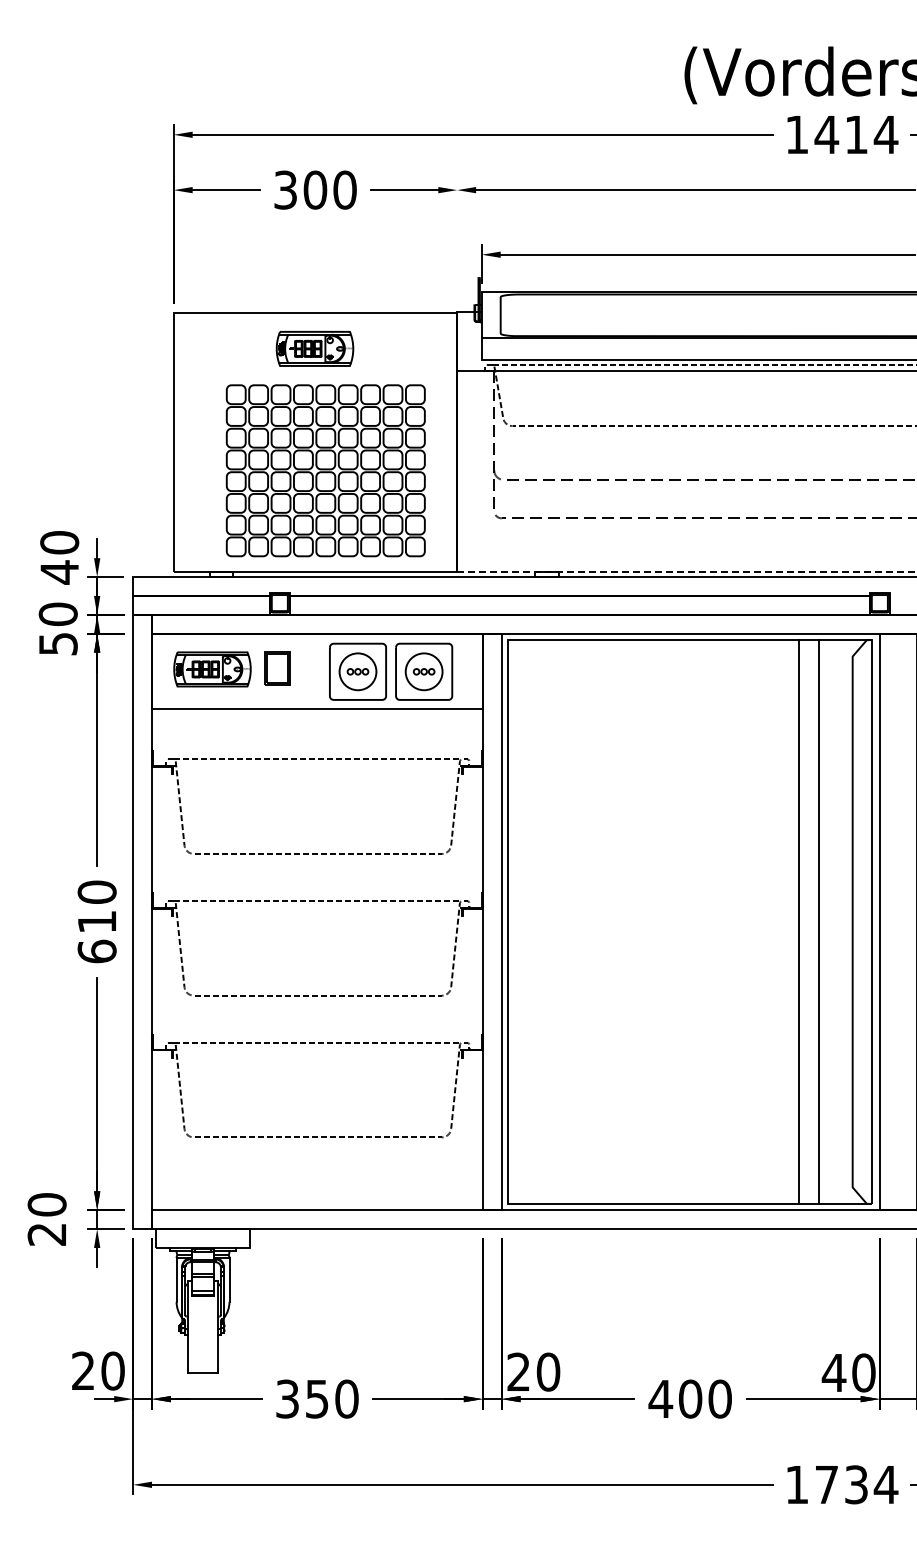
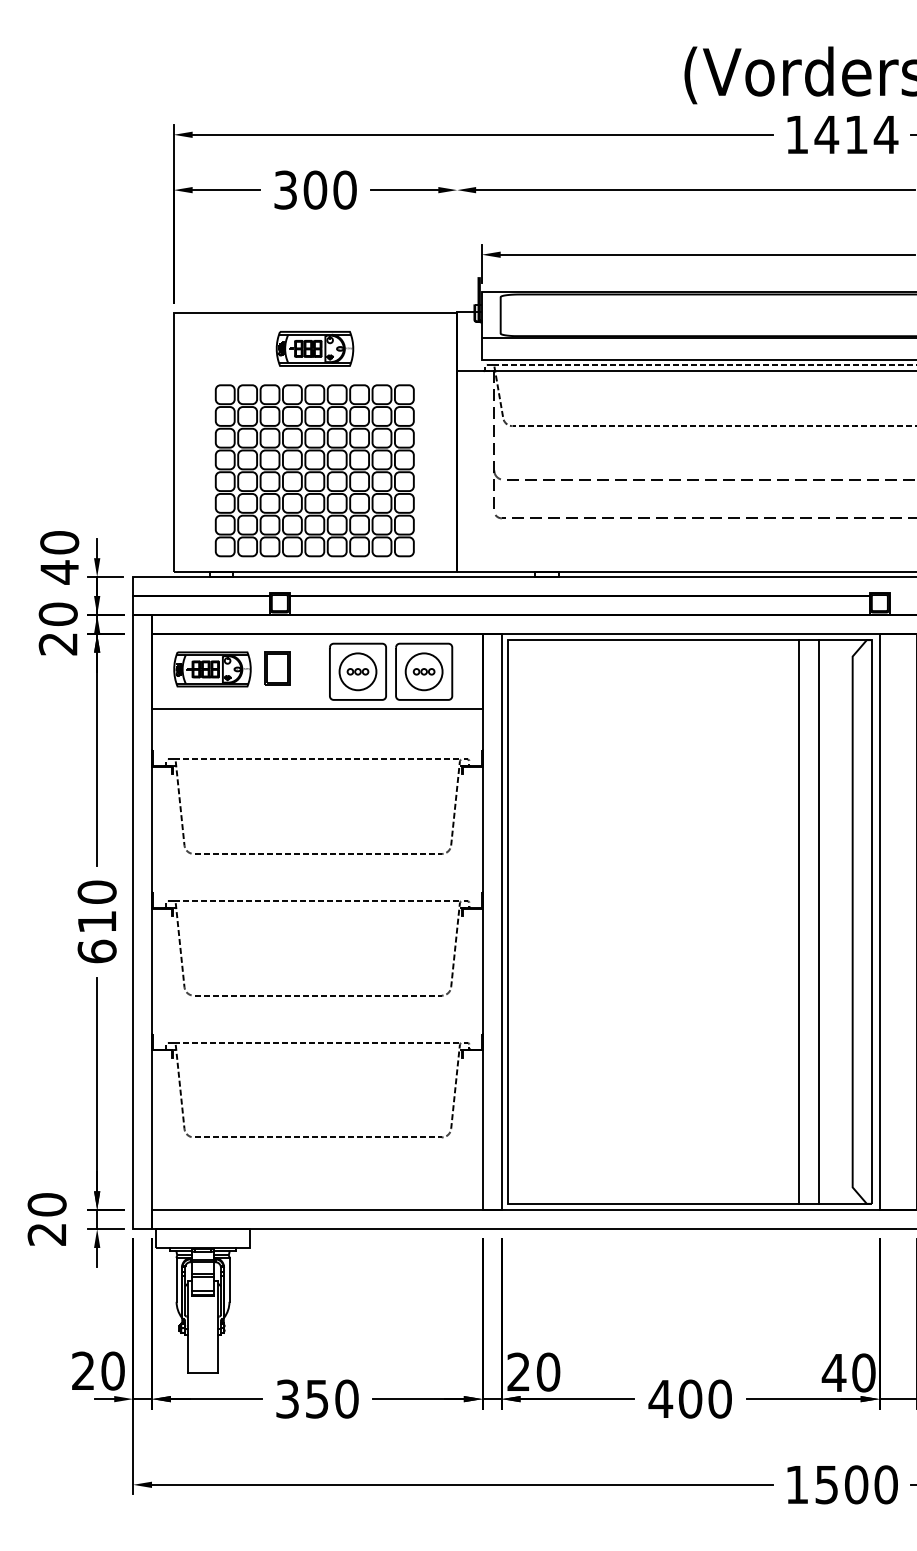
part position: (325, 470) -> (314, 470) (314, 470)
line: dashed -> solid (687, 572)
text: 50 -> 20 (57, 644)
text: 1734 -> 1500 (856, 1484)
